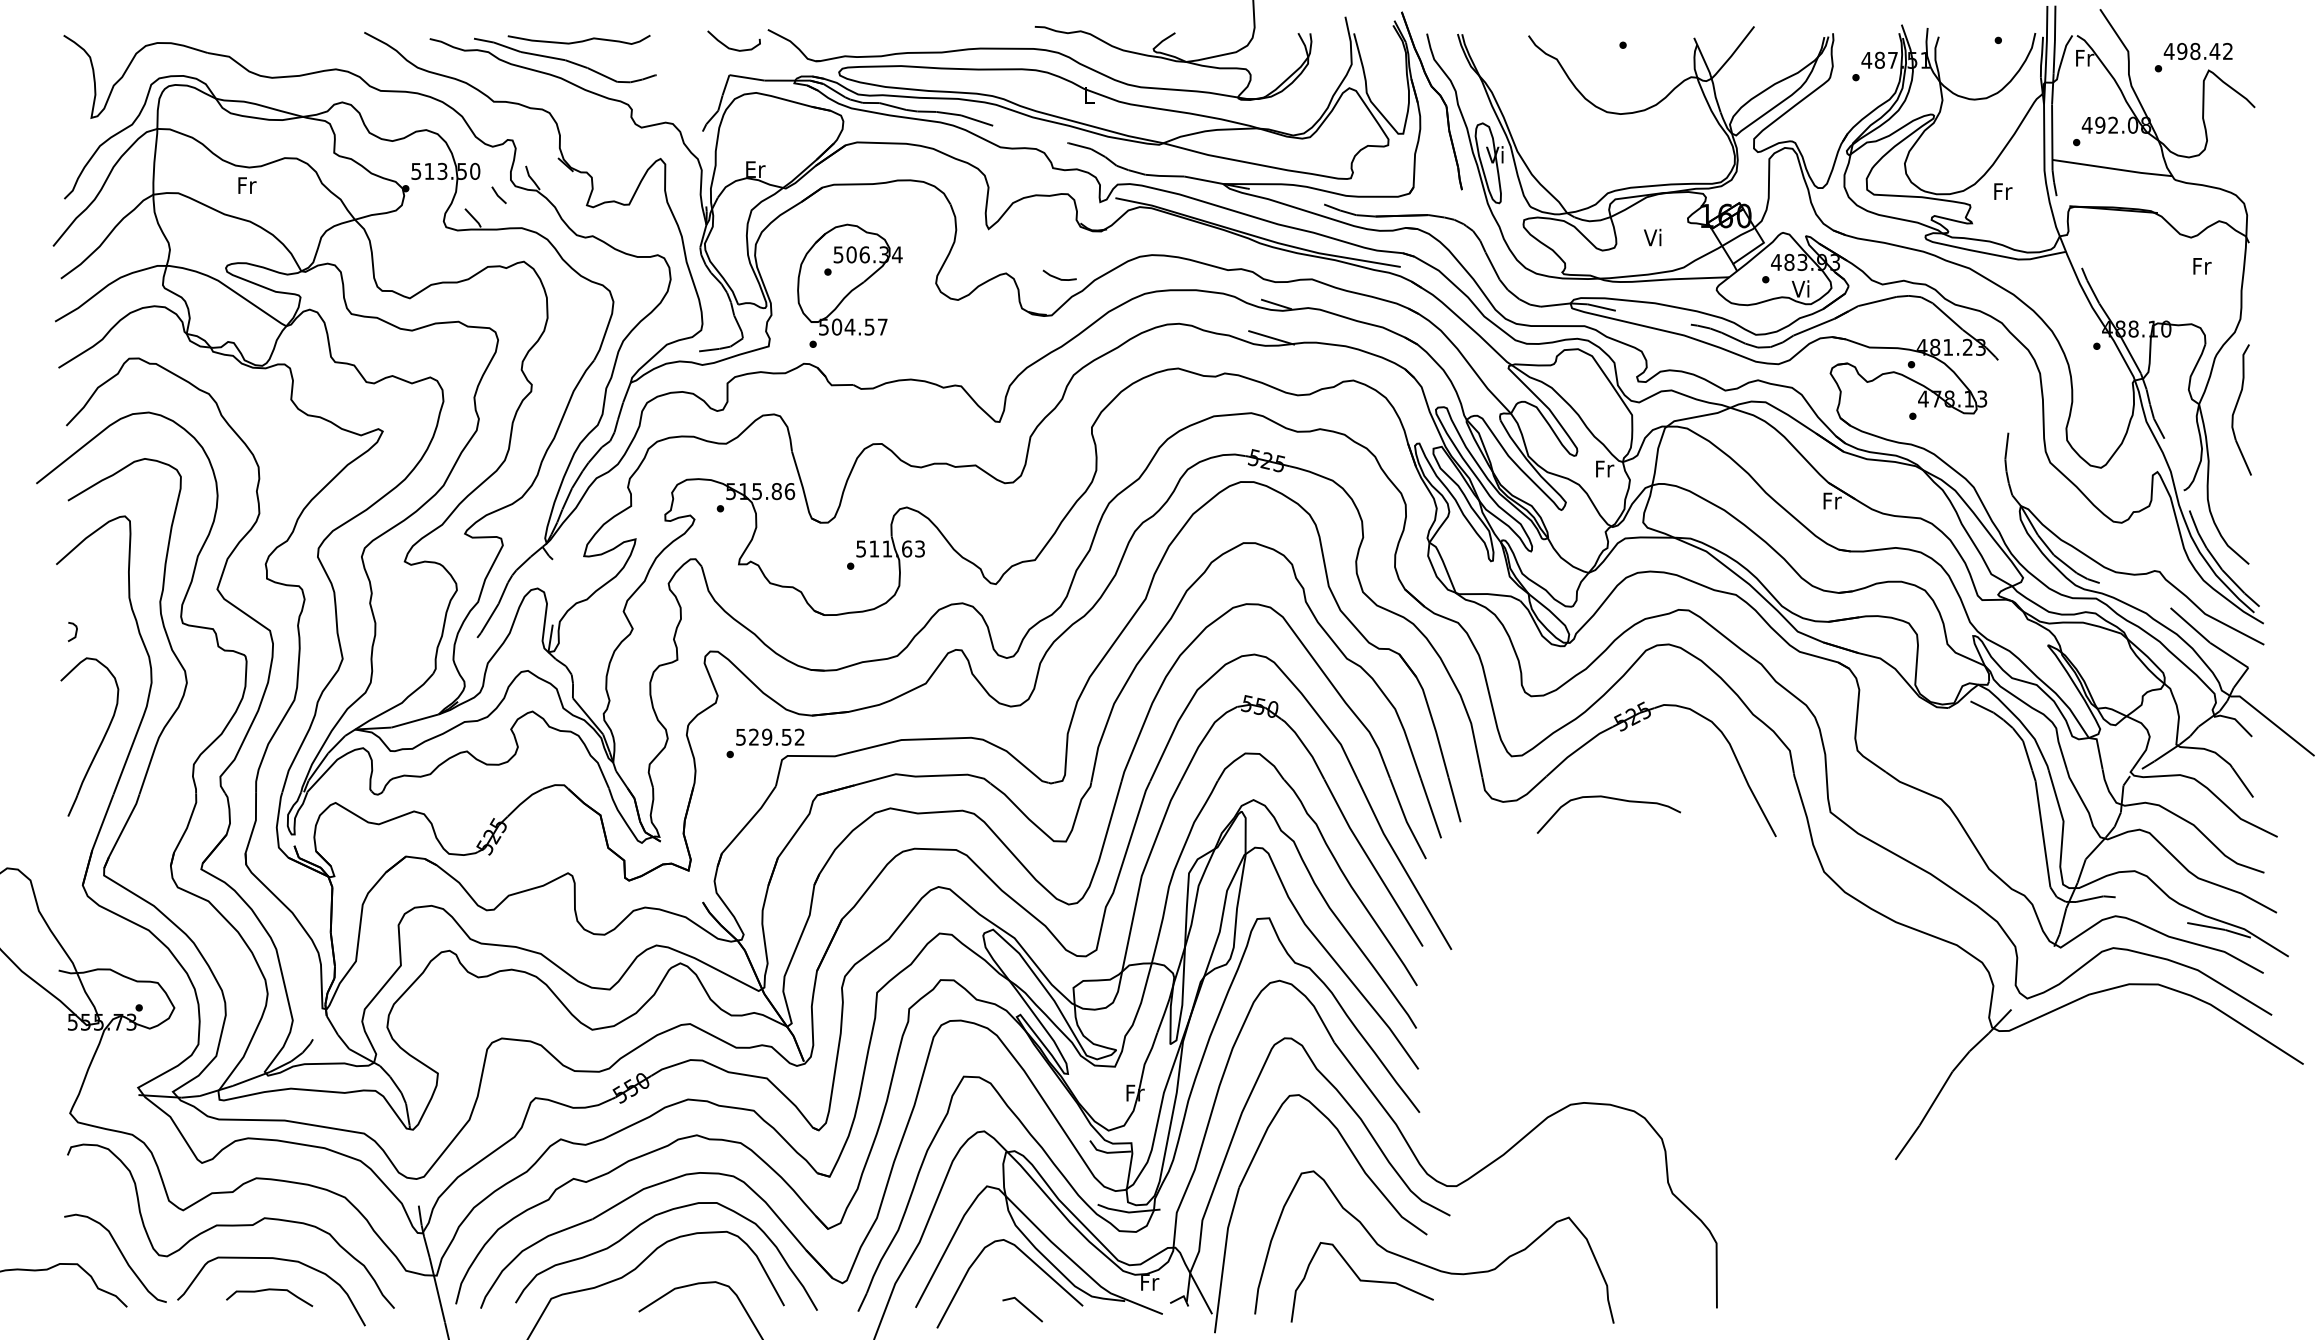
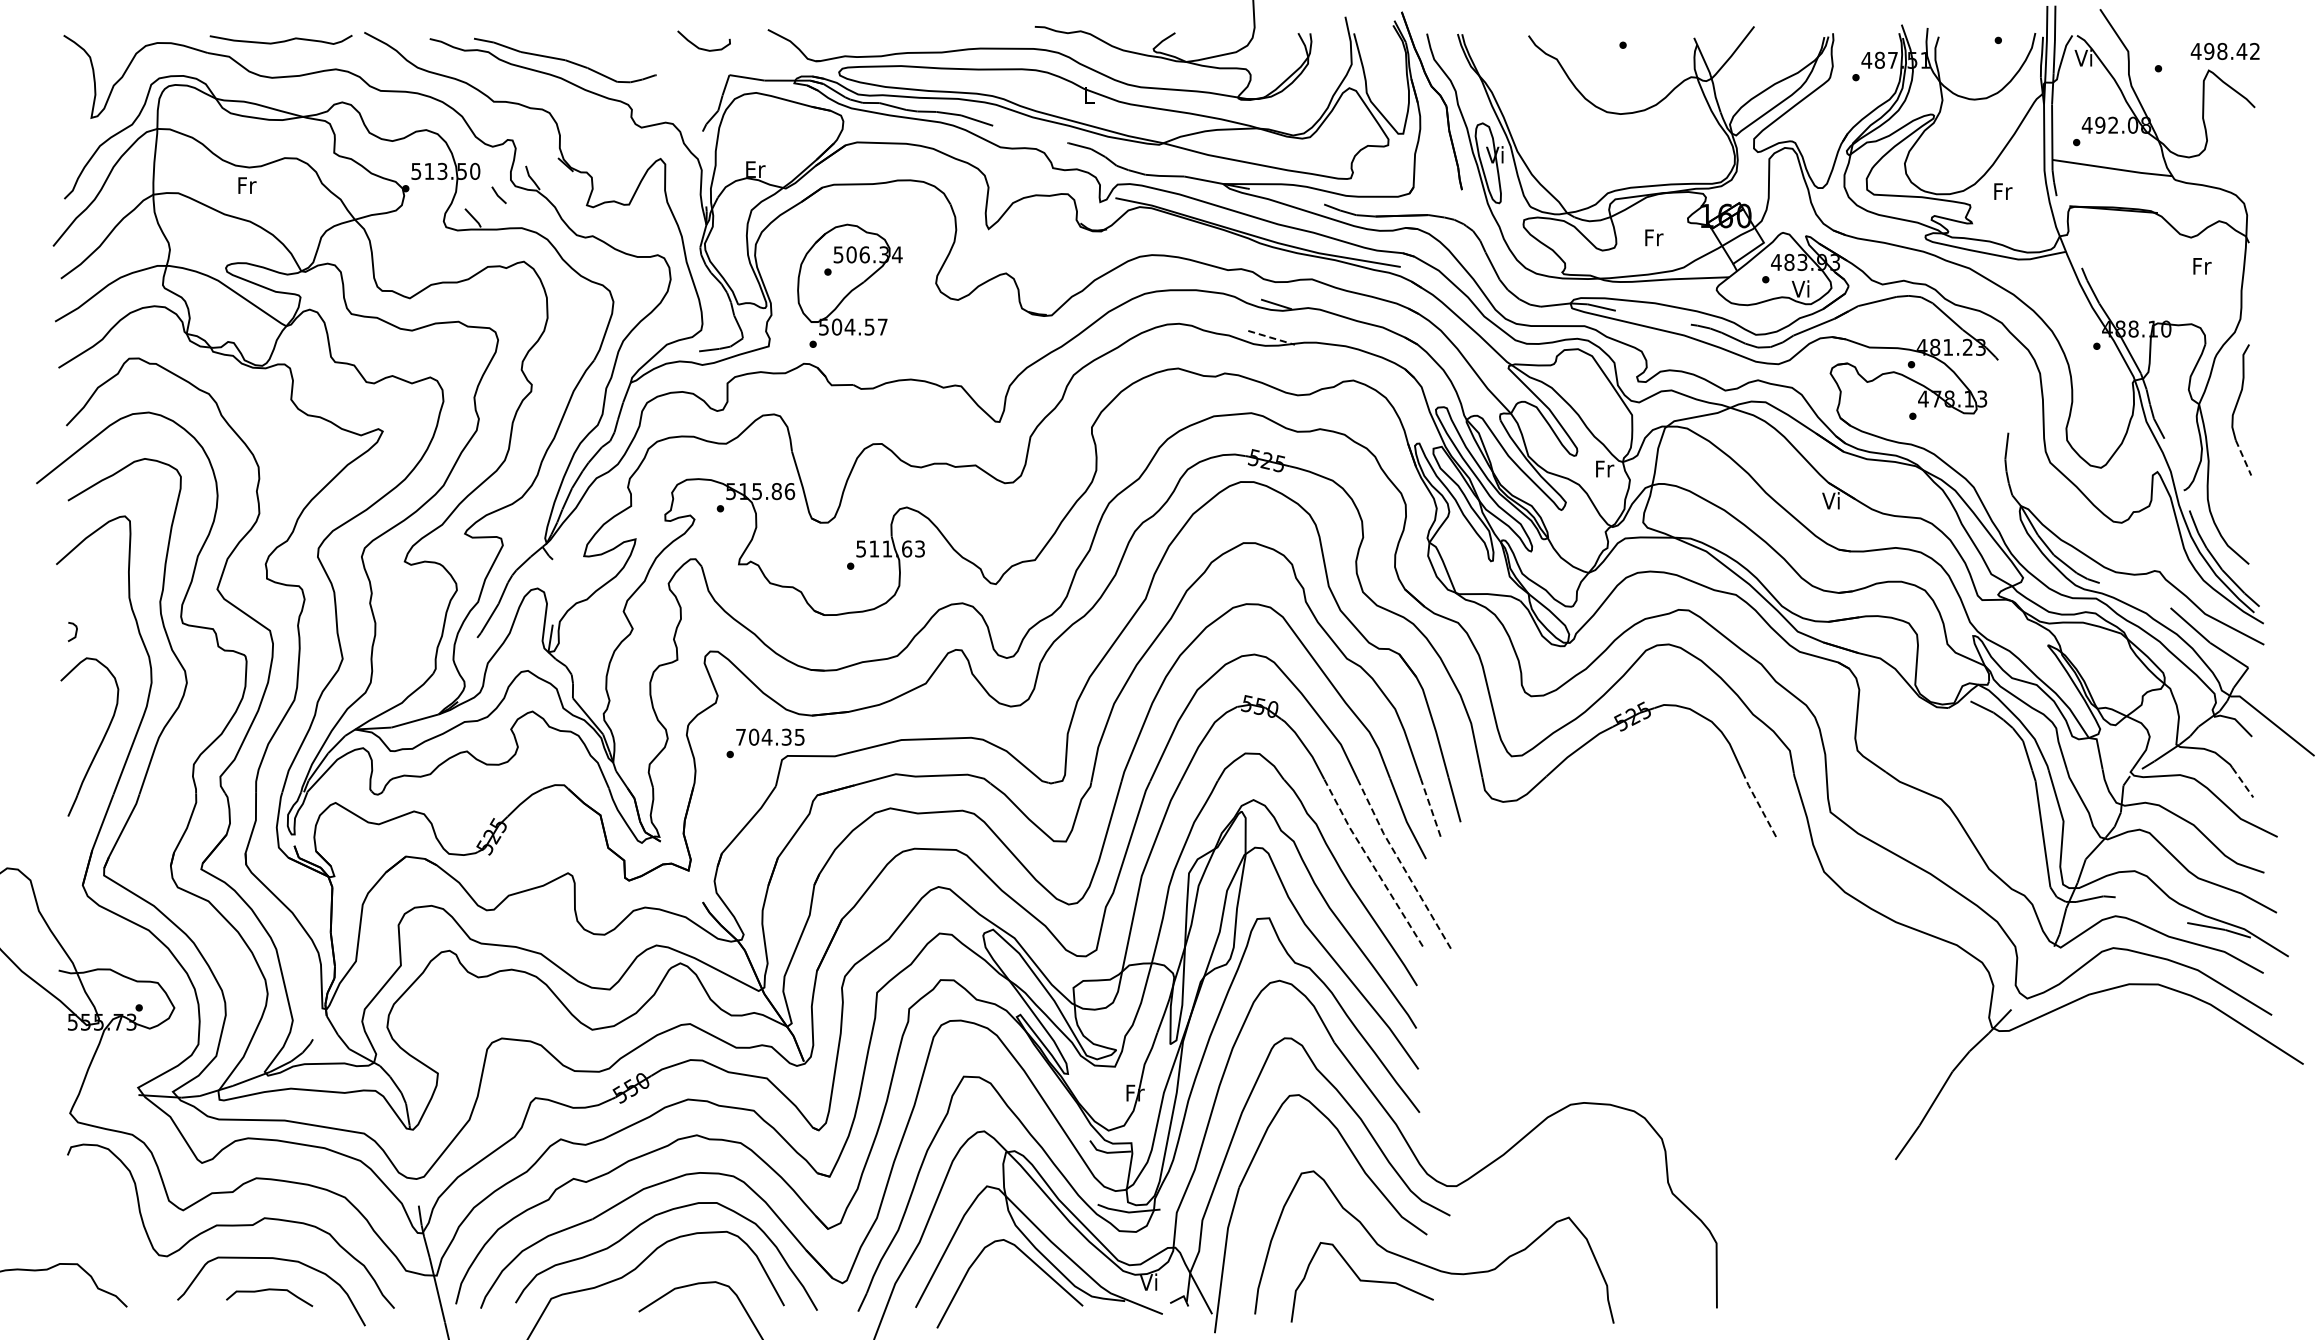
curve position: (578, 41) -> (280, 41) (280, 41)
curve position: (730, 47) -> (700, 47) (700, 47)
text position: (2197, 50) -> (2224, 50) (2224, 50)
text: Fr -> Vi (2084, 57)
text: Vi -> Fr (1653, 237)
line: present -> none (1058, 277)
line: solid -> dashed (1272, 338)
line: solid -> dashed (2243, 458)
text: Fr -> Vi (1831, 500)
text: 529.52 -> 704.35 (770, 736)
line: solid -> dashed (2243, 783)
curve: present -> none (1611, 799)
line: solid -> dashed (1758, 804)
line: solid -> dashed (1430, 808)
line: solid -> dashed (1371, 863)
line: solid -> dashed (1402, 865)
curve: present -> none (121, 1255)
text: Fr -> Vi (1149, 1281)
line: present -> none (1024, 1307)
